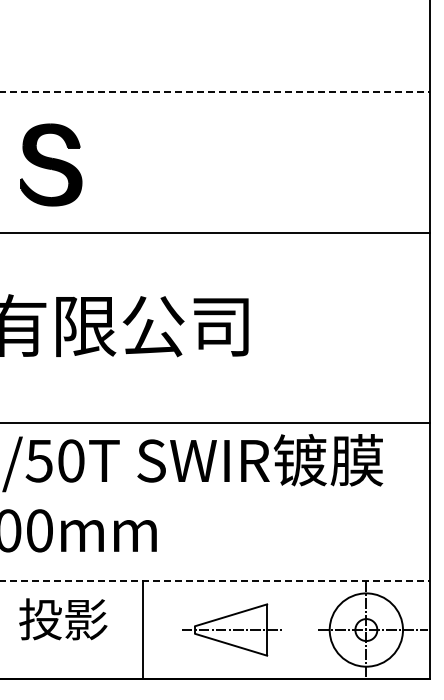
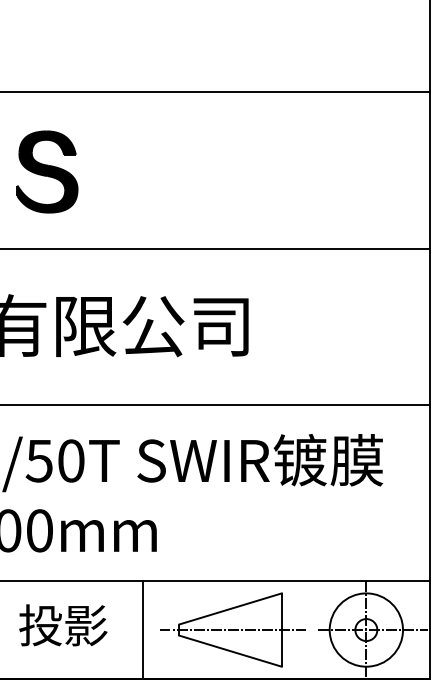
line: dashed -> solid (215, 92)
part position: (51, 164) -> (47, 171) (47, 171)
line position: (216, 232) -> (216, 248) (216, 248)
line position: (216, 423) -> (216, 405) (216, 405)
line: dashed -> solid (215, 581)
text position: (63, 619) -> (63, 625) (63, 625)
part size: 100x54 px -> 146x76 px (232, 629)
